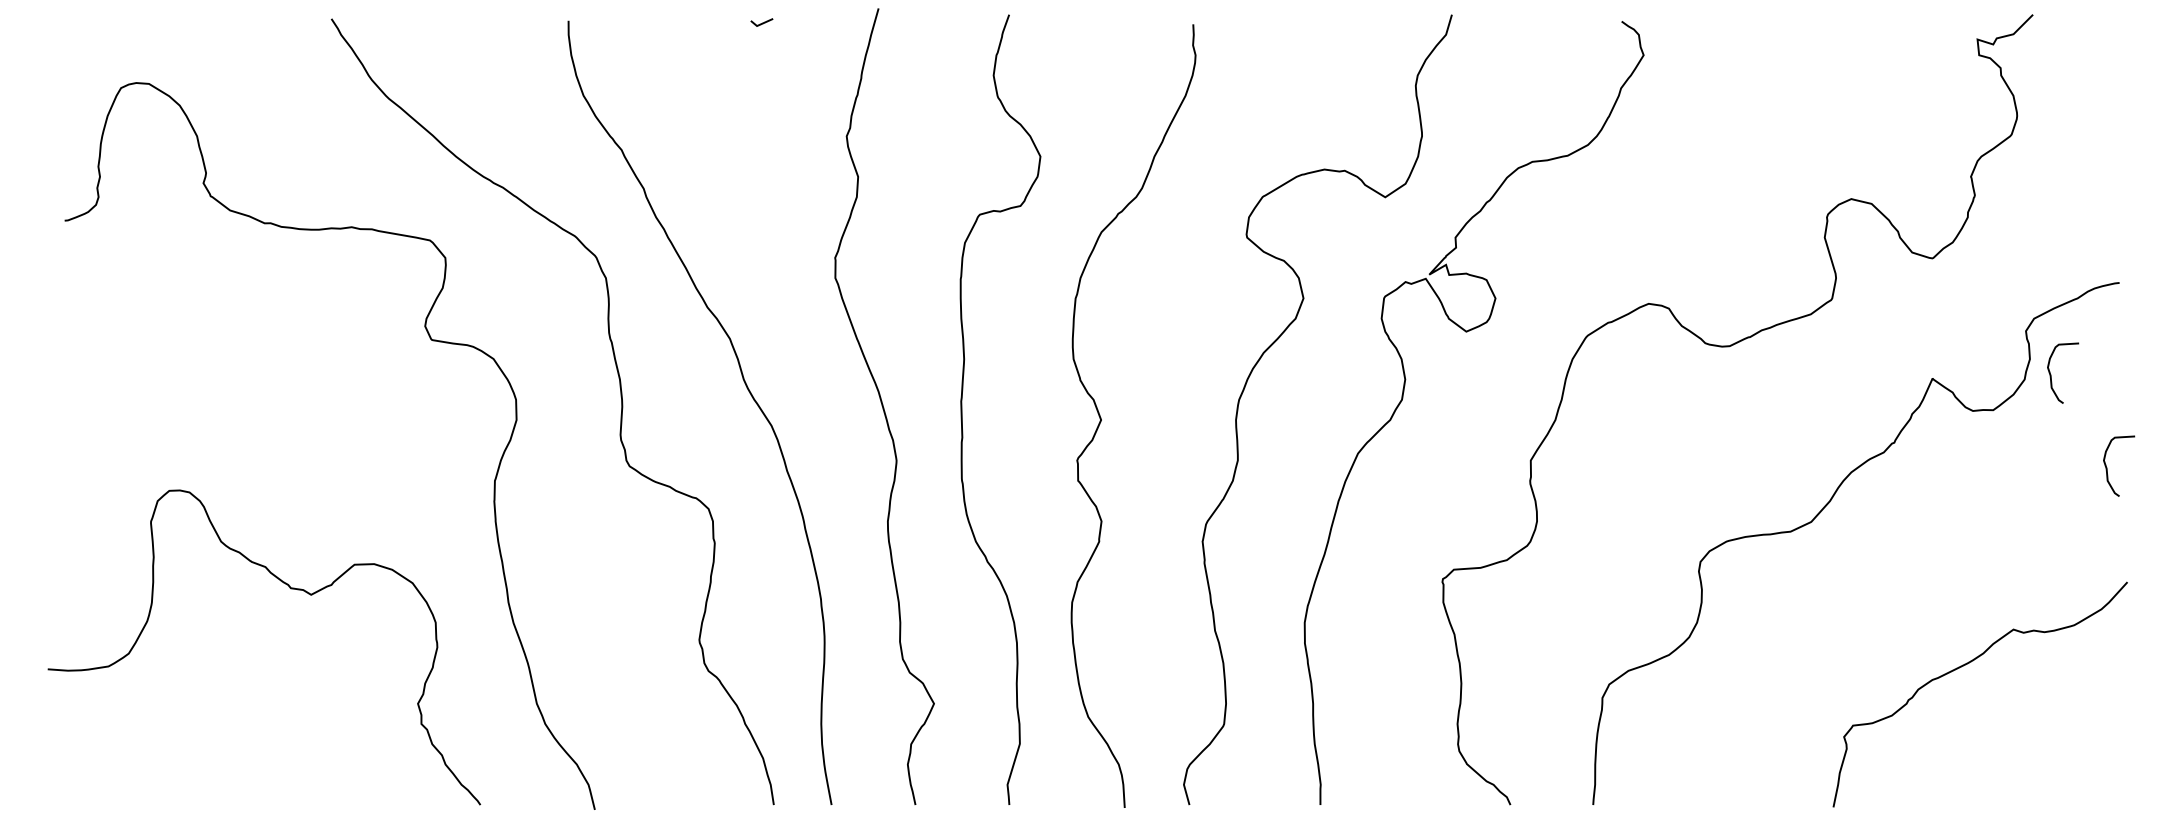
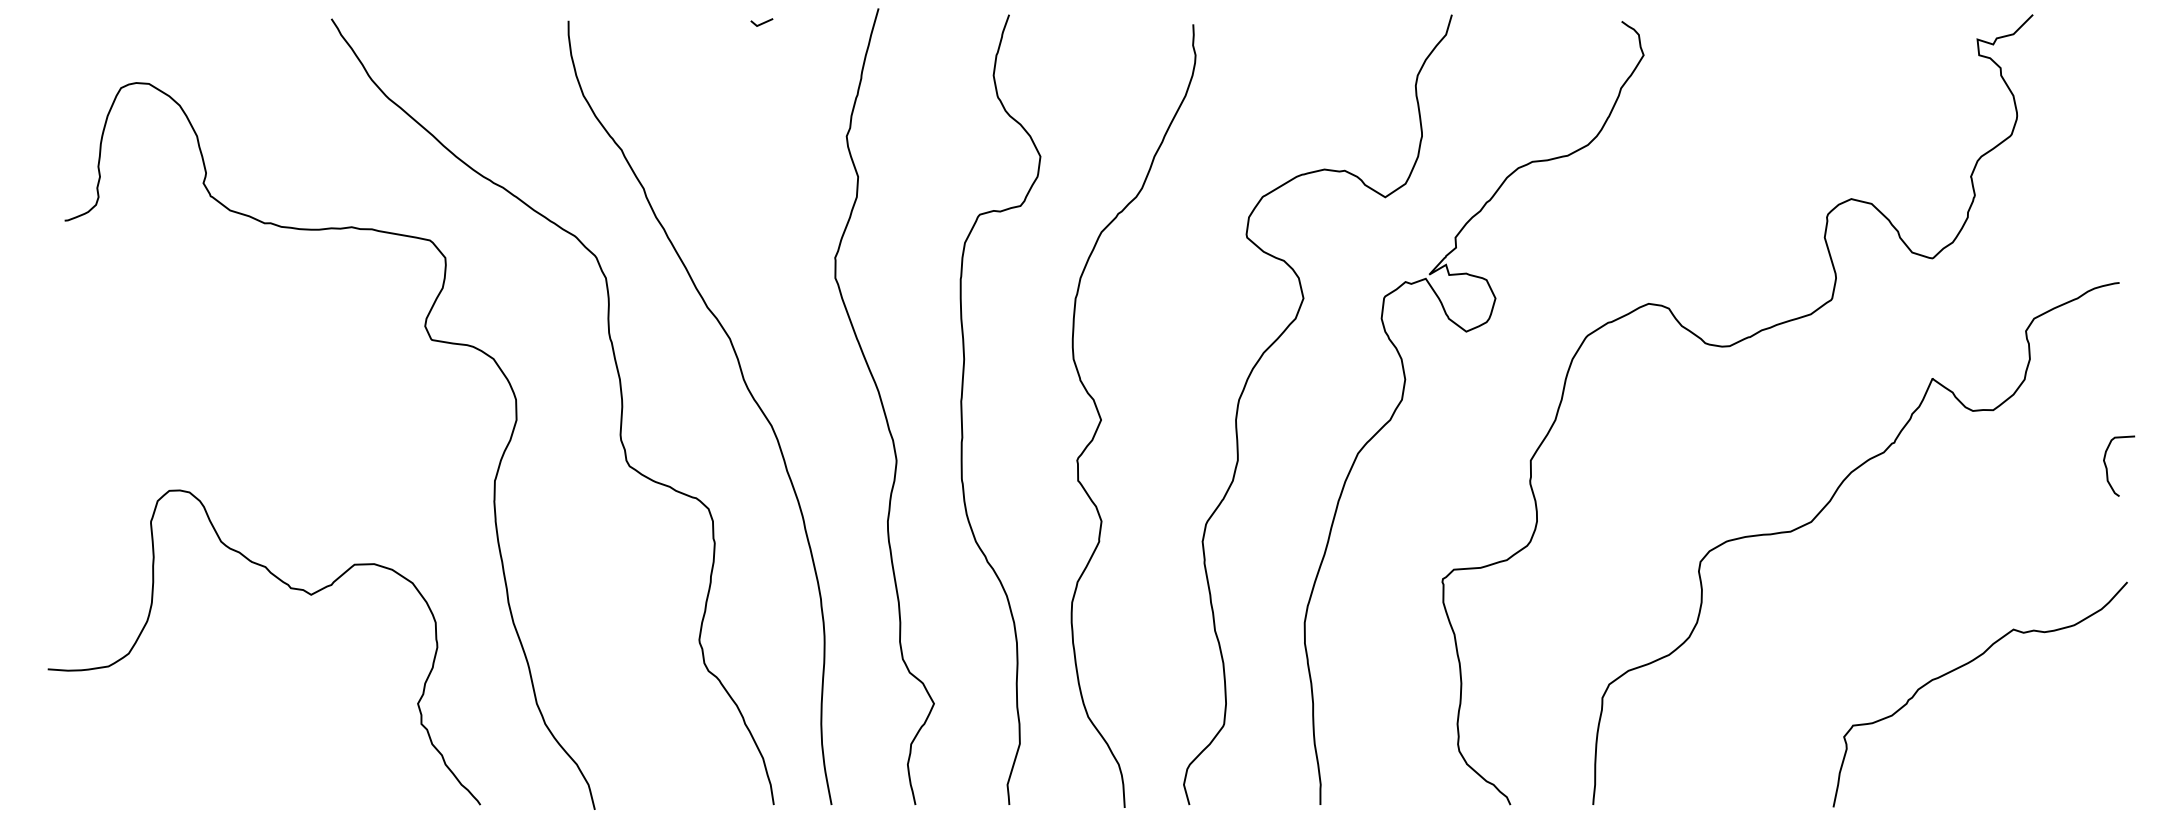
curve: present -> none (2051, 374)
